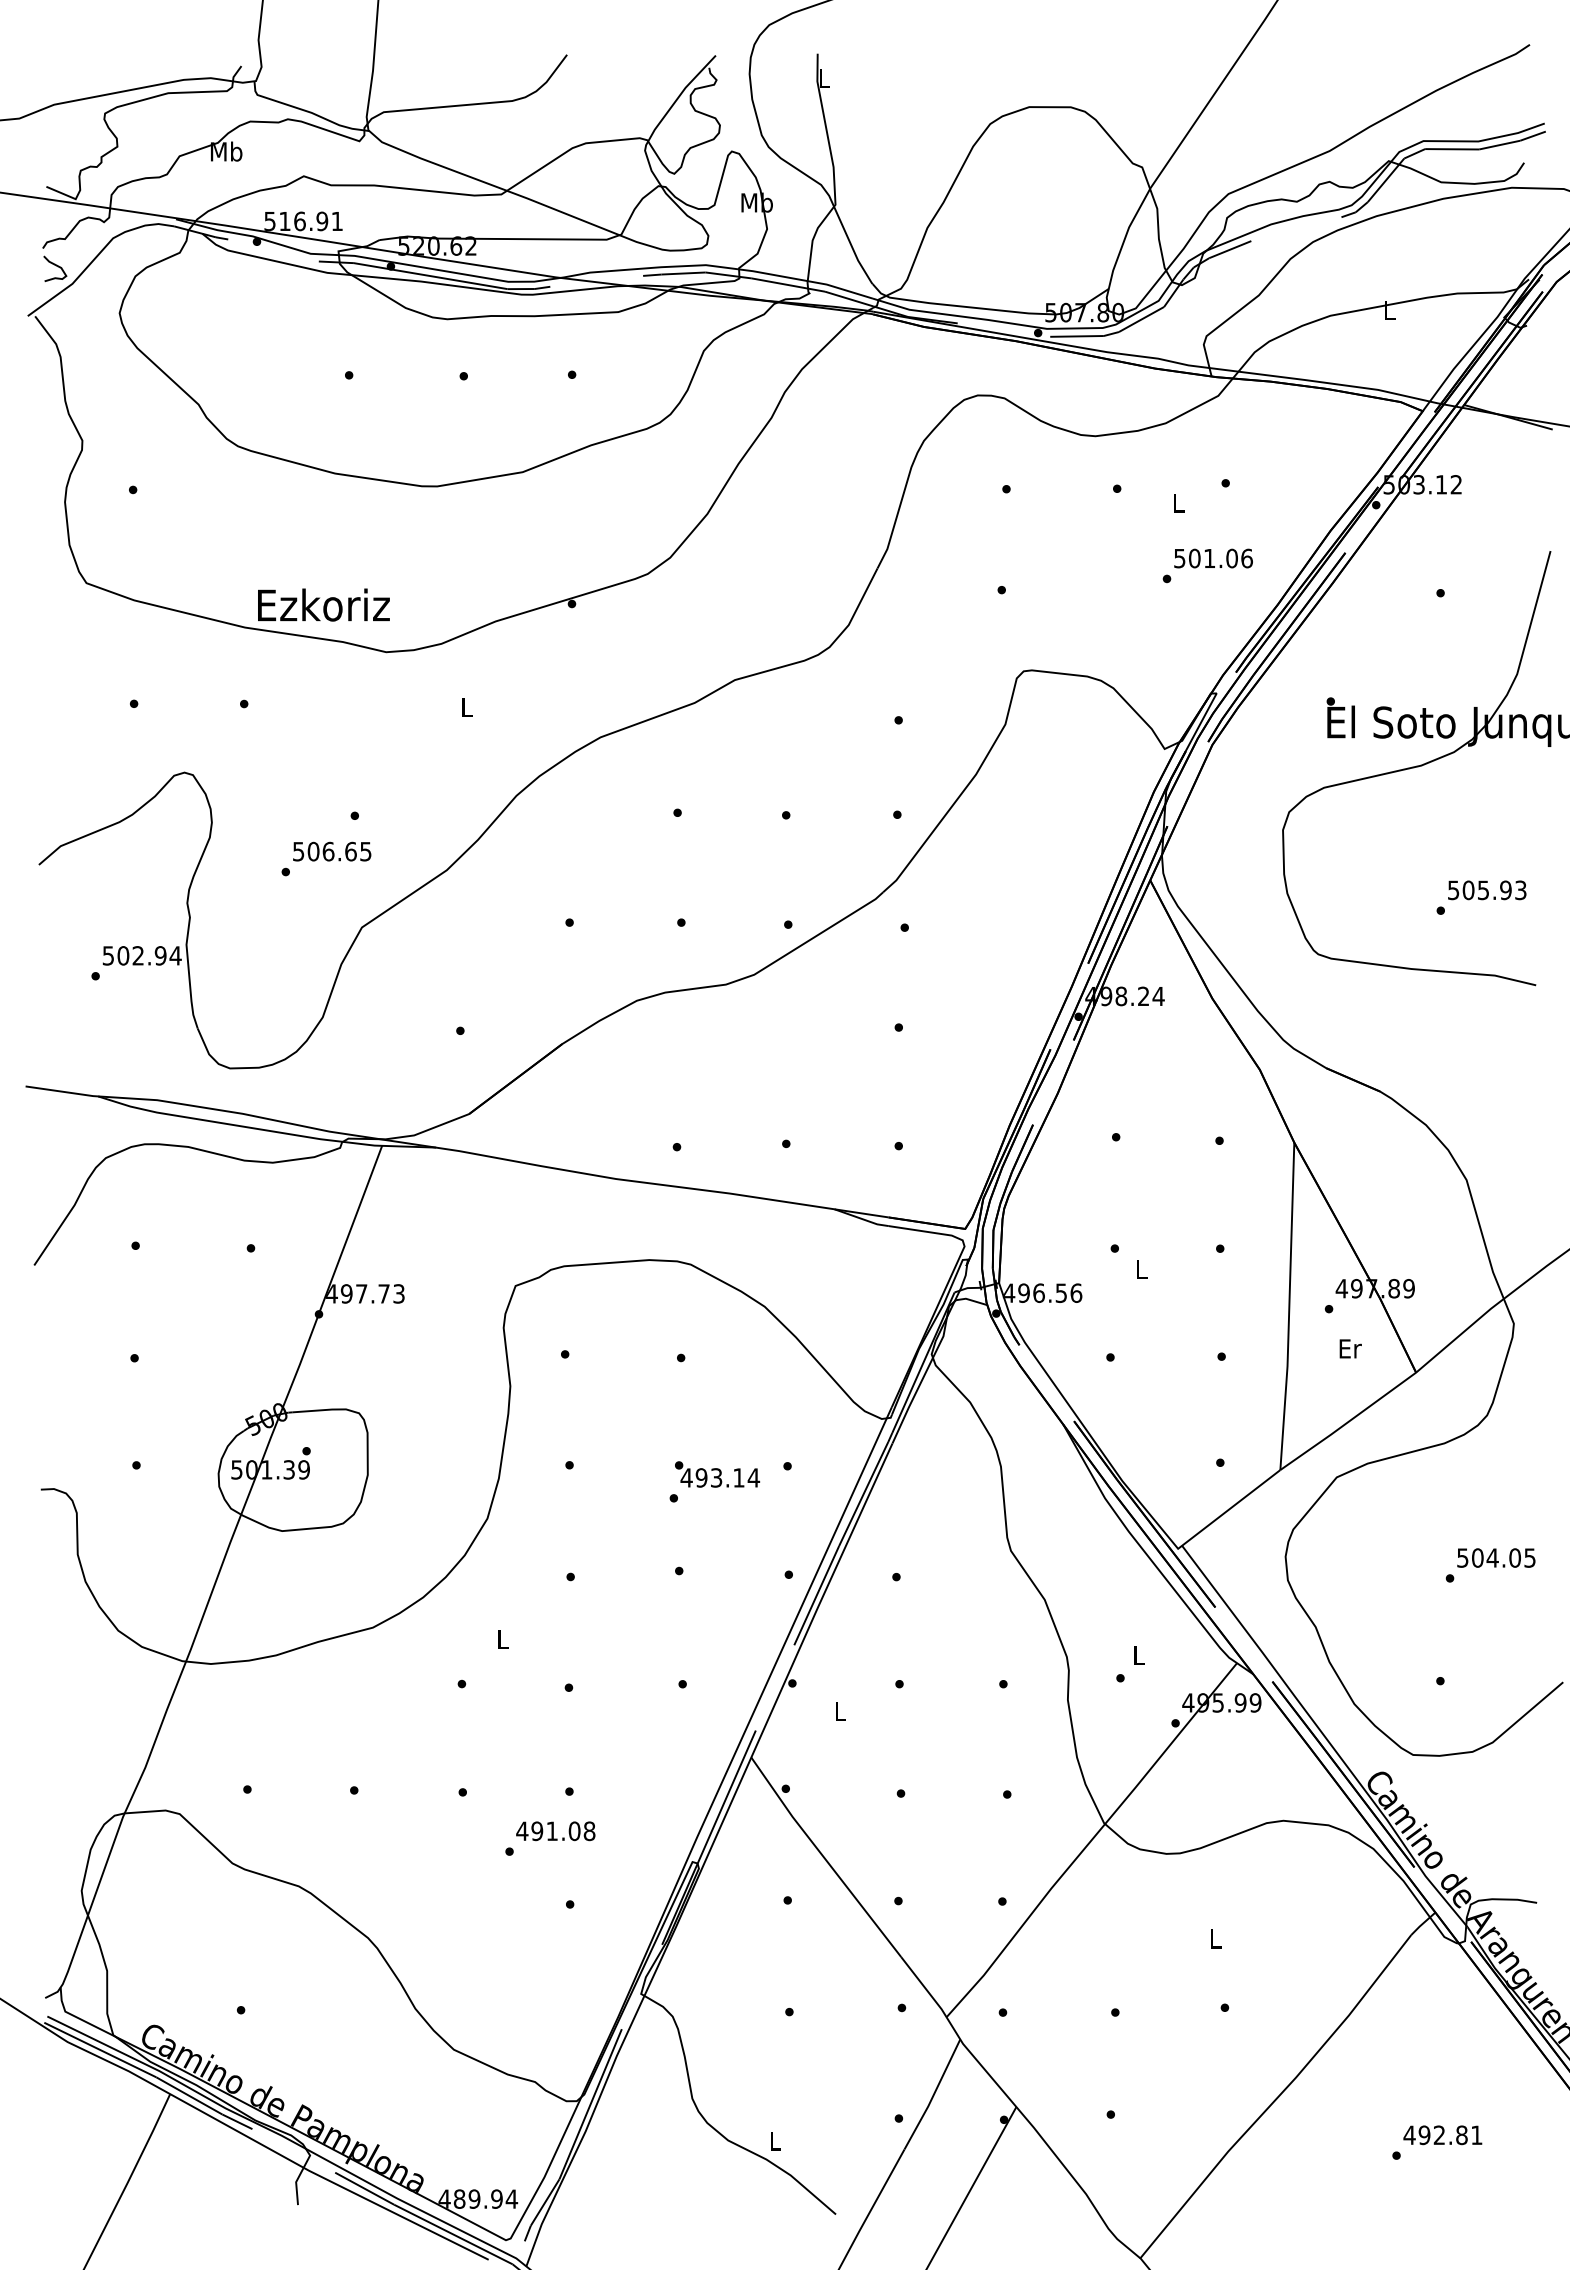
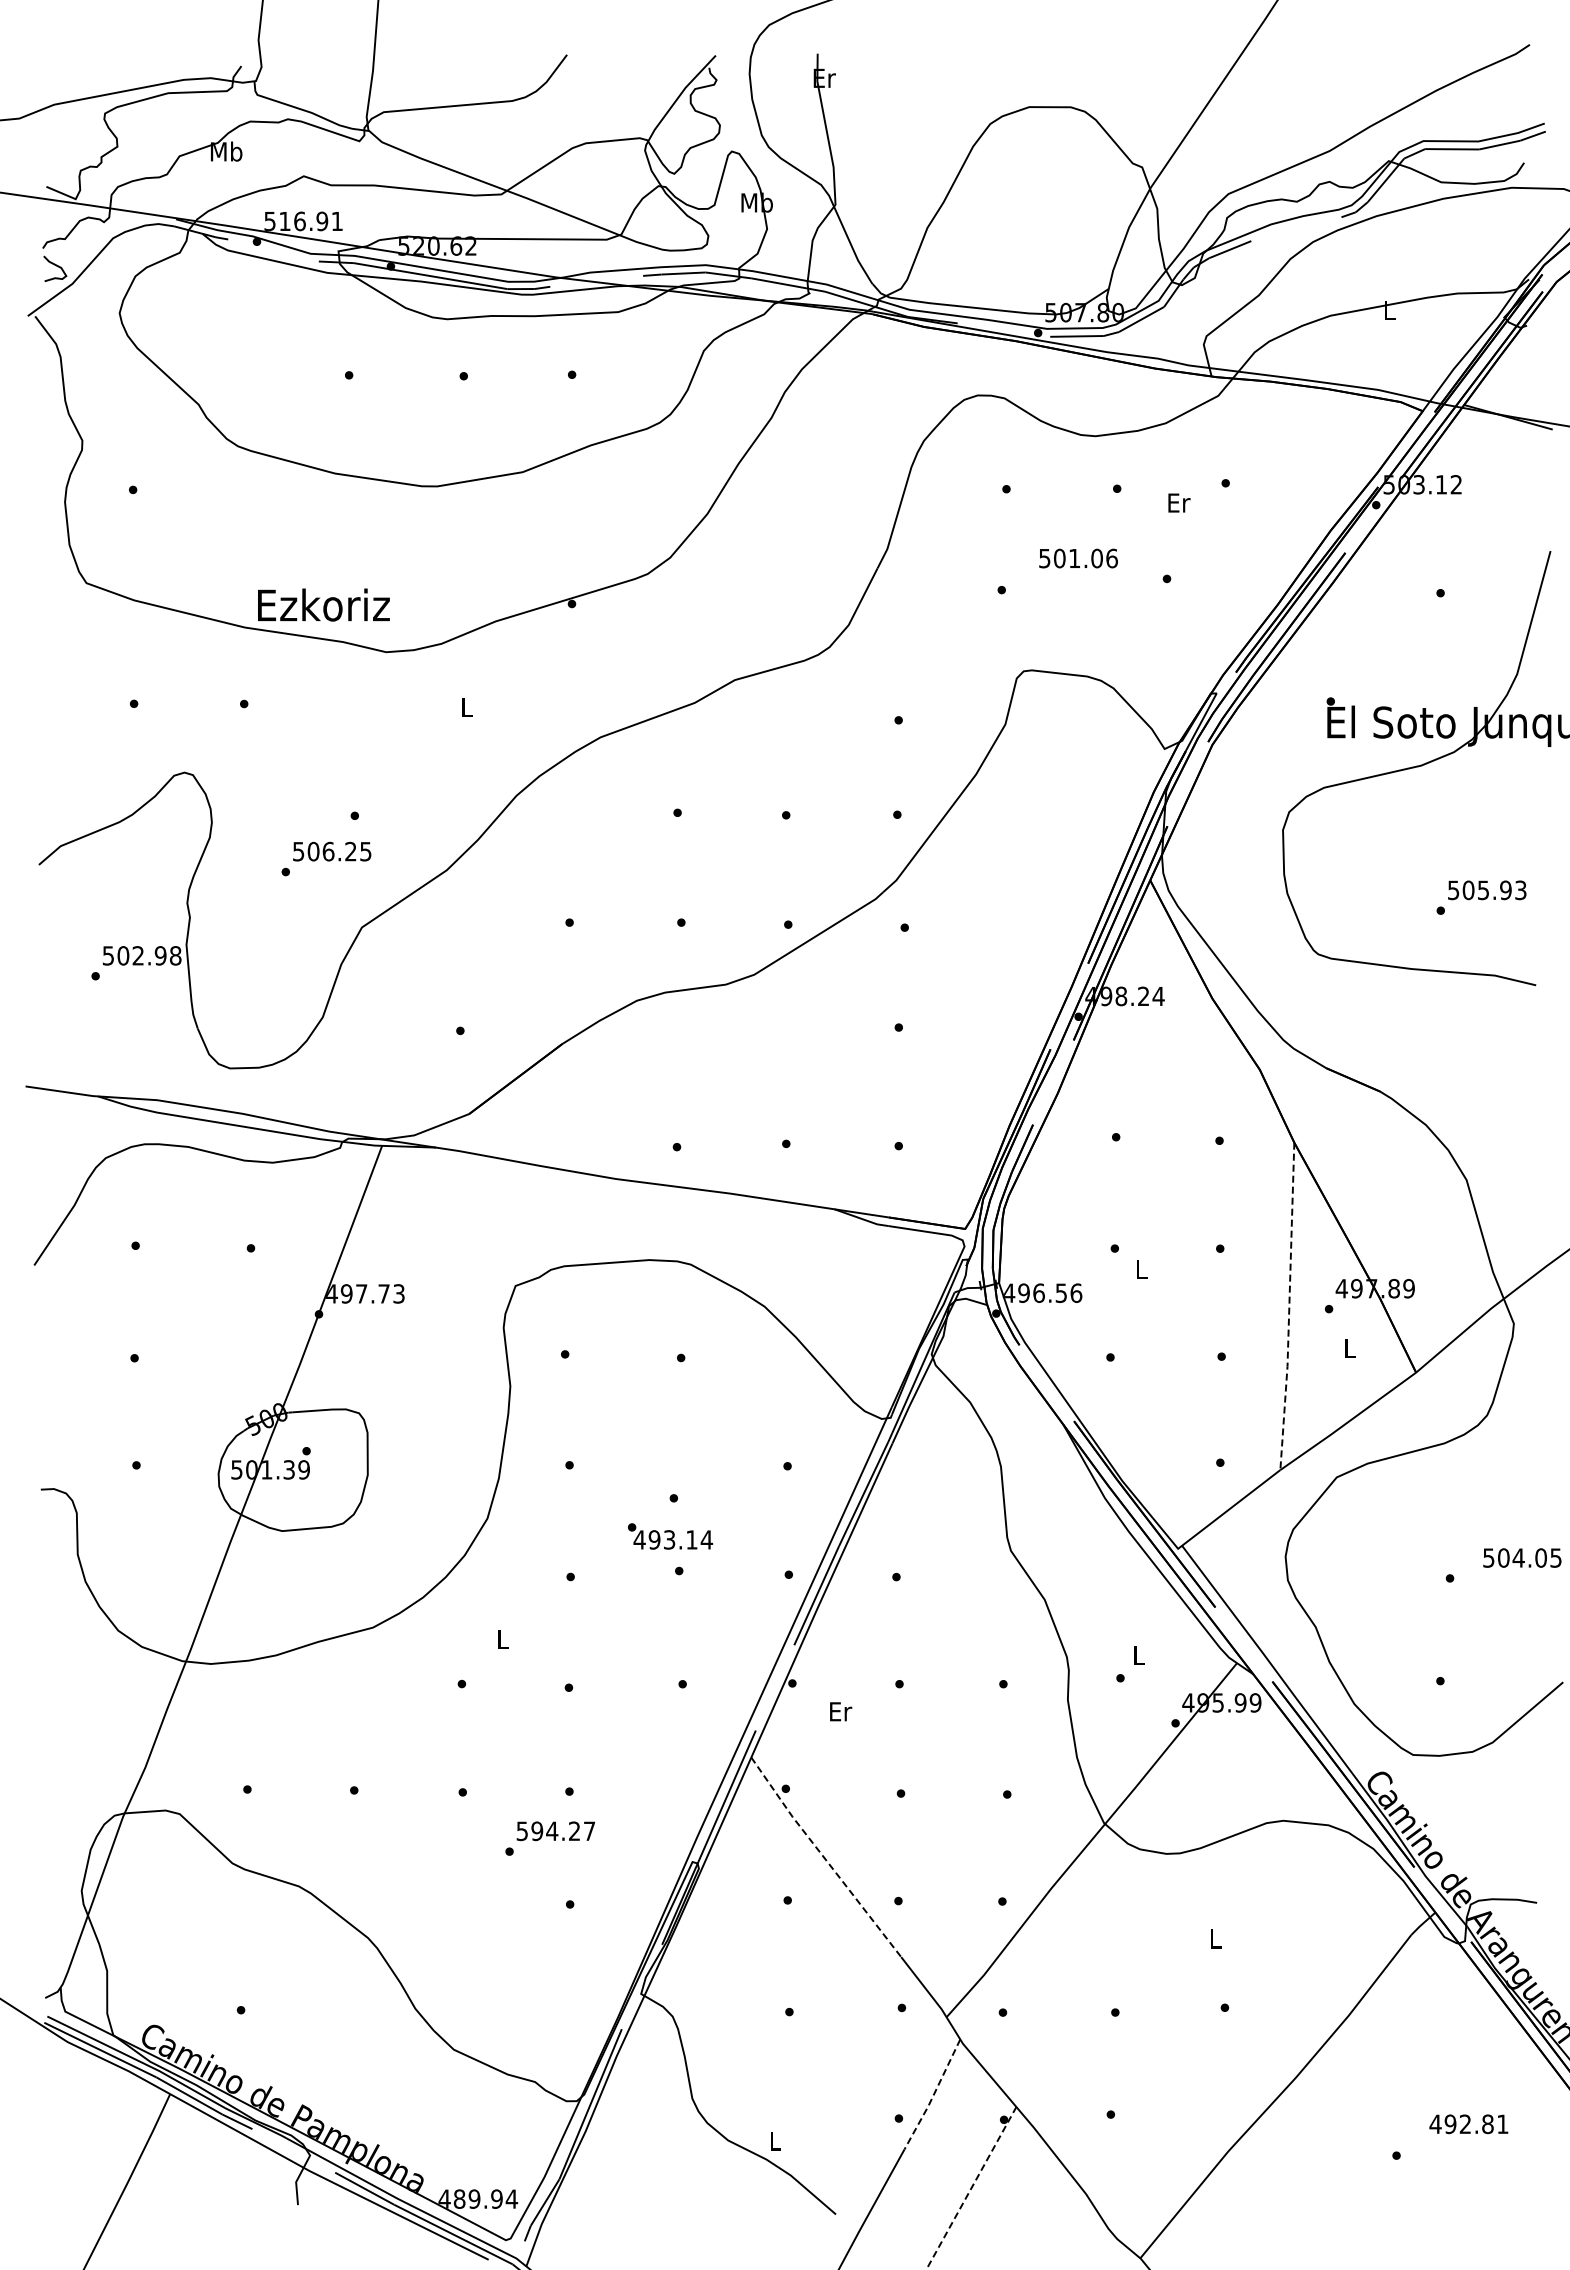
text: L -> Er (824, 77)
text: L -> Er (1179, 502)
text position: (1213, 558) -> (1078, 558) (1078, 558)
text: 506.65 -> 506.25 (350, 851)
text: 502.94 -> 502.98 (175, 955)
line: solid -> dashed (1289, 1307)
text: Er -> L (1350, 1348)
text position: (717, 1474) -> (670, 1536) (670, 1536)
text position: (1496, 1557) -> (1522, 1557) (1522, 1557)
text: L -> Er (841, 1711)
text: 491.08 -> 594.27 (555, 1831)
line: solid -> dashed (824, 1857)
line: solid -> dashed (933, 2095)
text position: (1442, 2135) -> (1468, 2124) (1468, 2124)
line: solid -> dashed (971, 2188)
